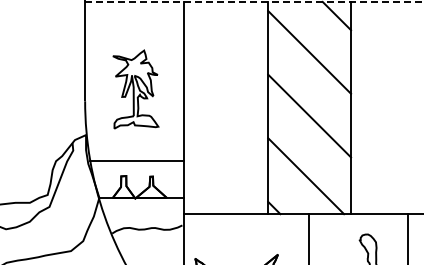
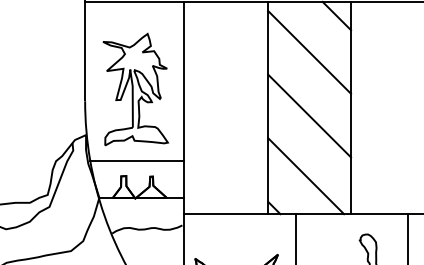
line: dashed -> solid (254, 1)
part size: 48x81 px -> 68x115 px (135, 89)
line position: (309, 237) -> (296, 237) (296, 237)
